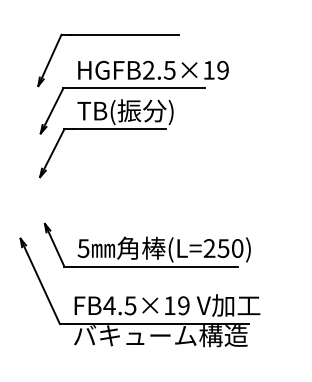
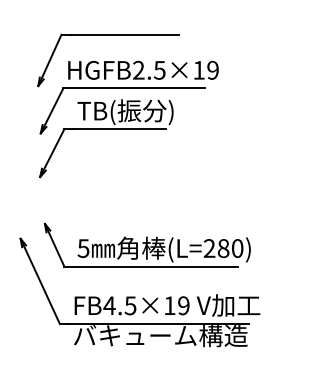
text position: (153, 69) -> (143, 69) (143, 69)
text: (L=250) -> (L=280) (223, 248)
